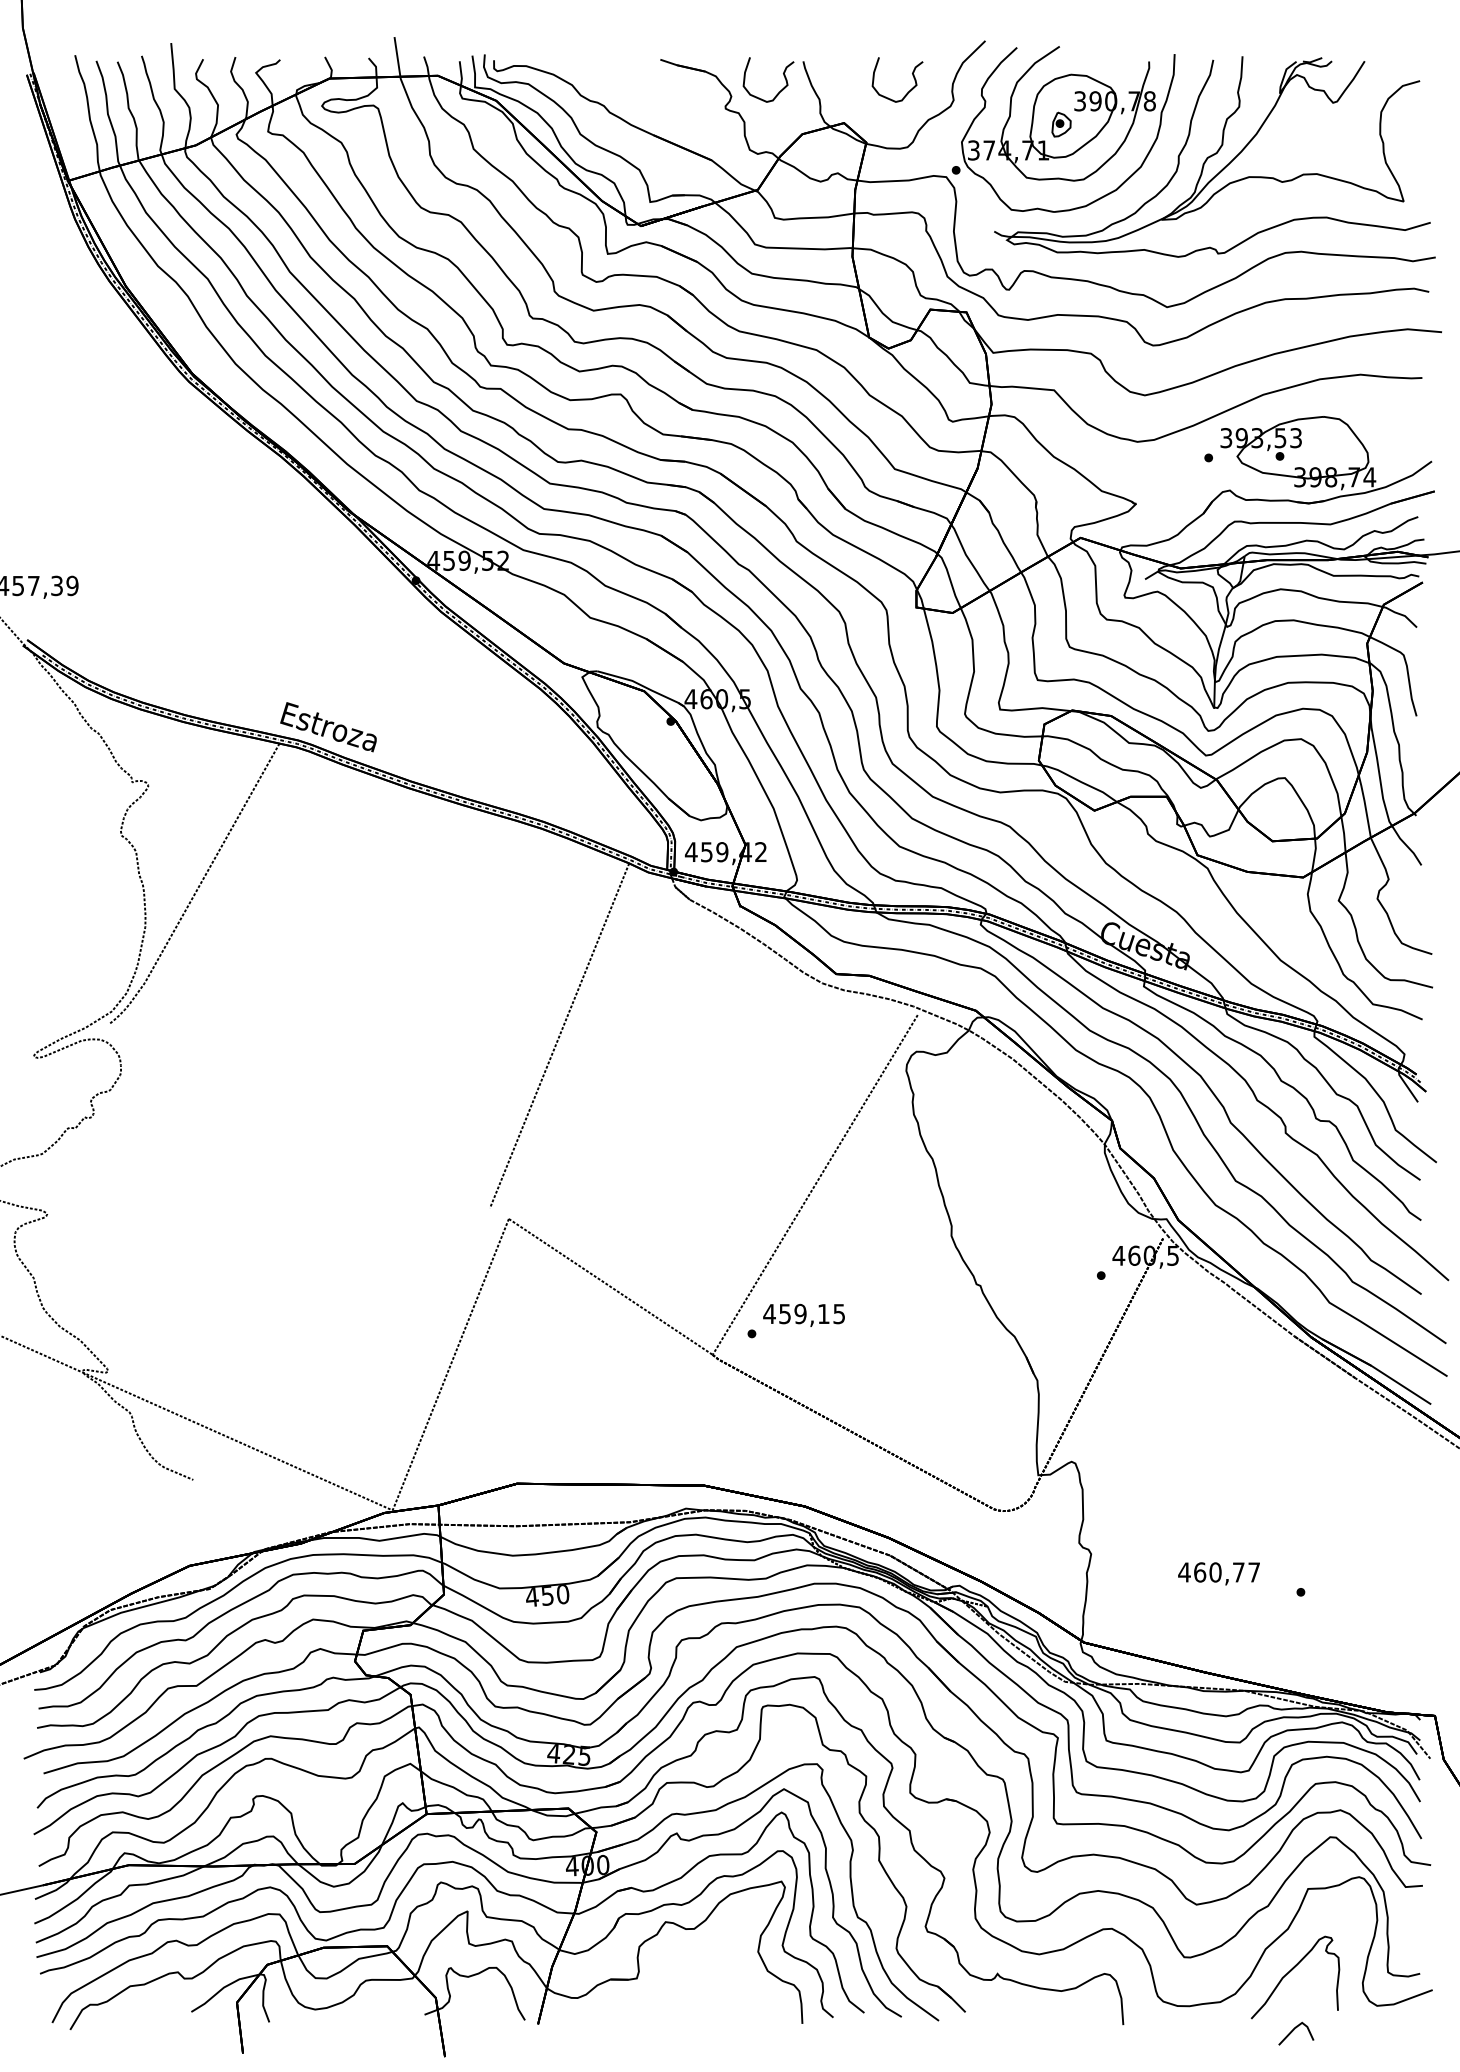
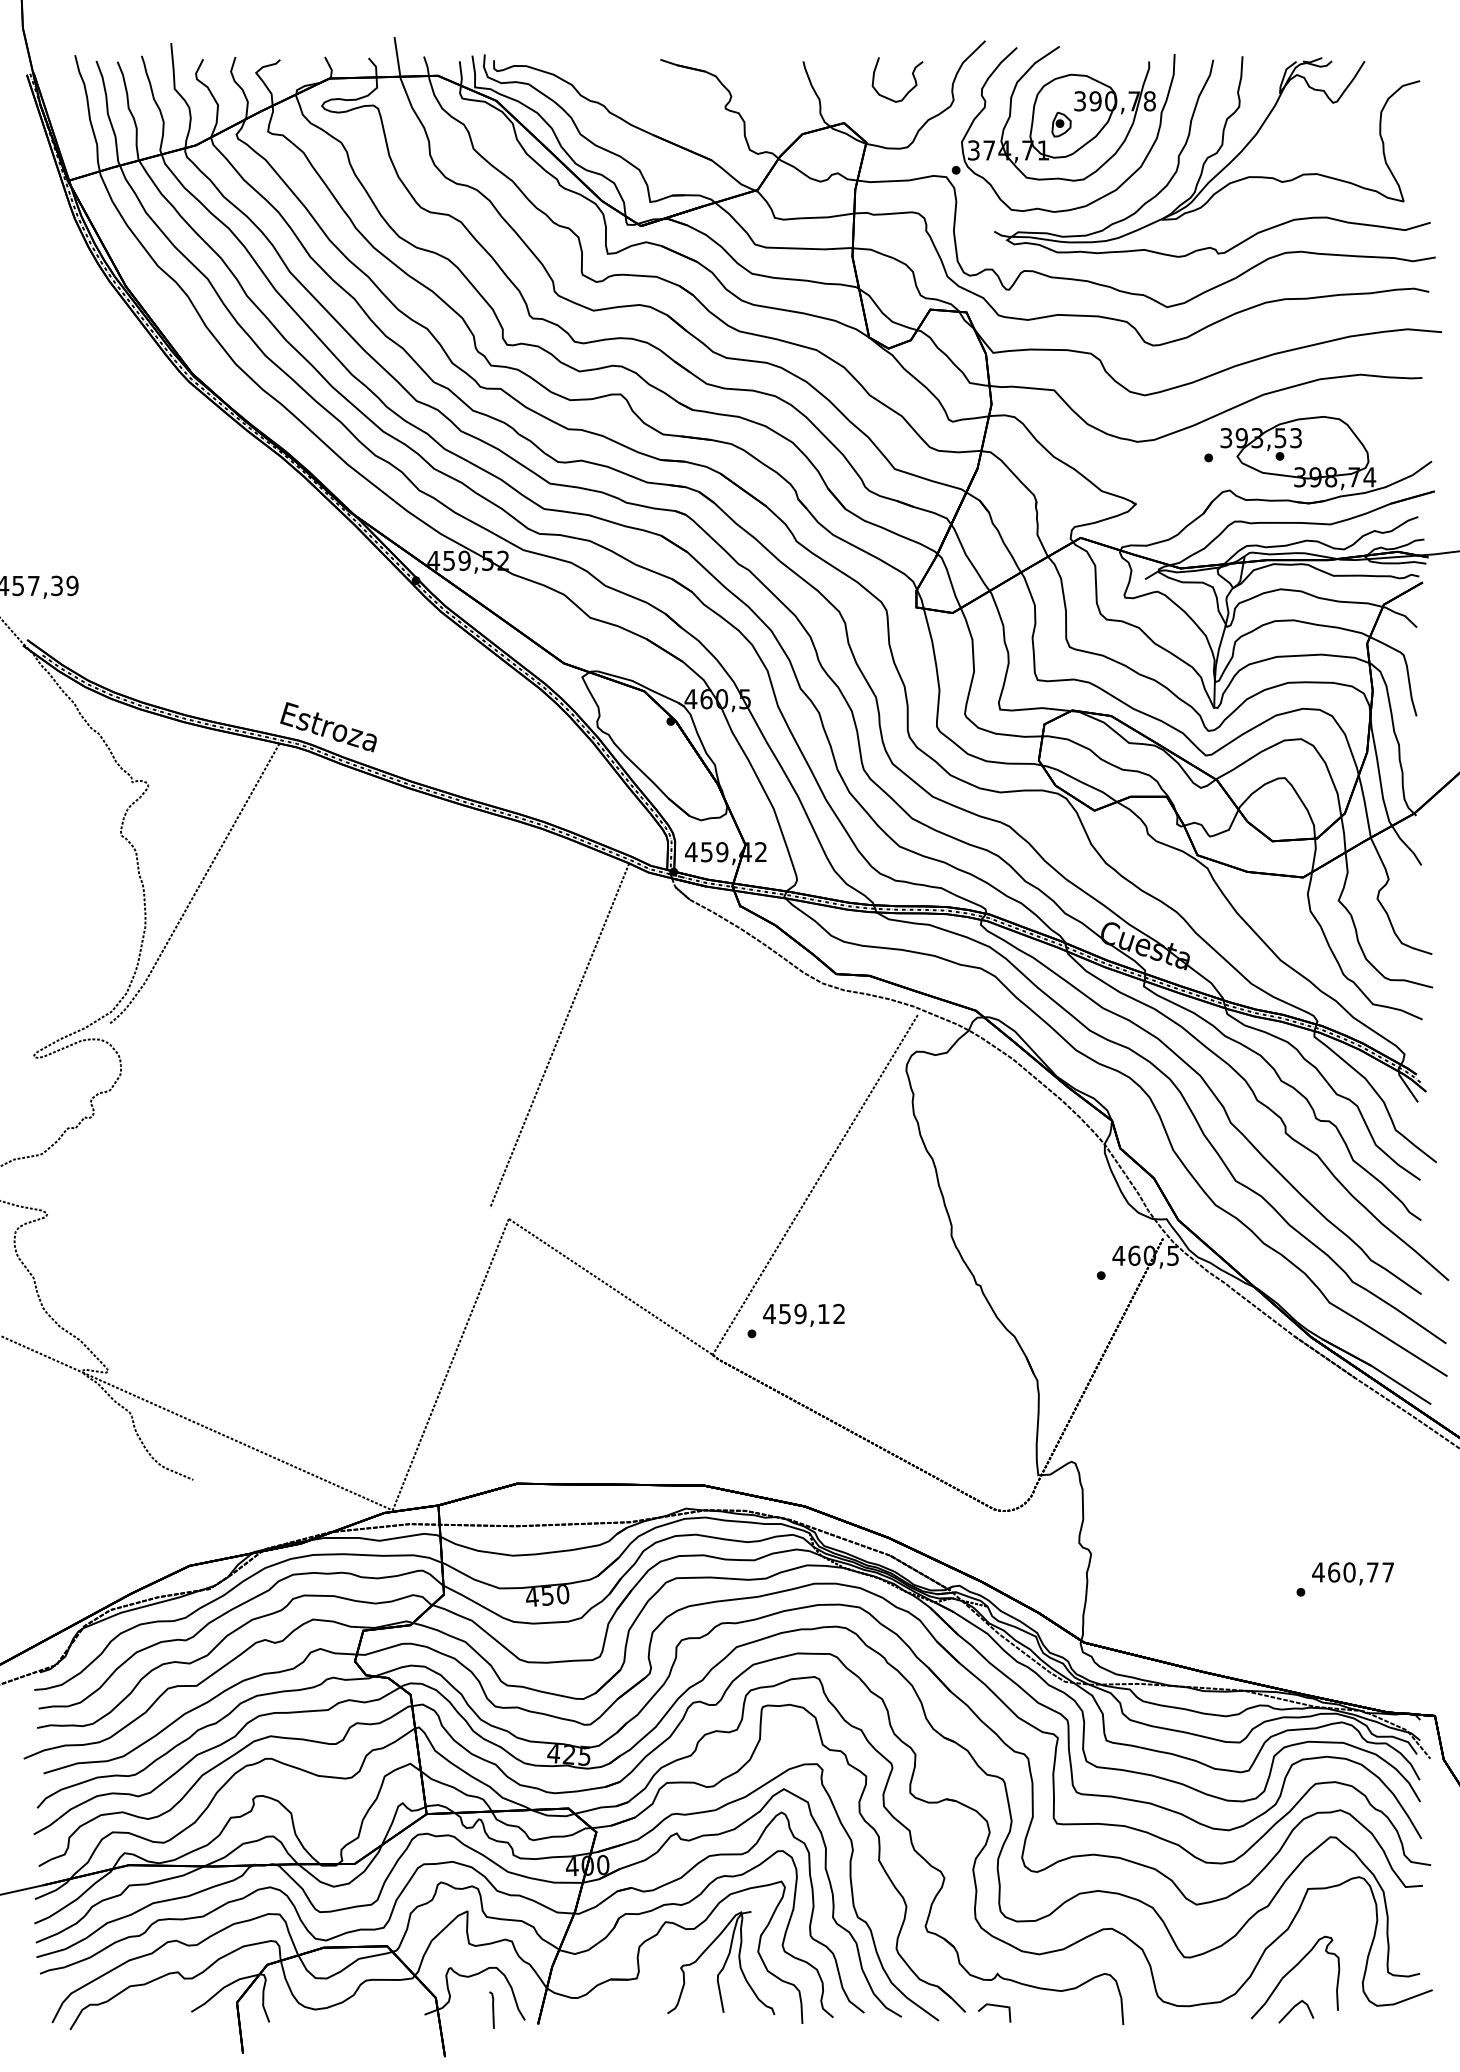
curve: present -> none (783, 75)
text: 459,15 -> 459,12 (838, 1313)
text position: (1218, 1573) -> (1352, 1573) (1352, 1573)
part: none -> present (721, 1962)
line: none -> present (994, 2006)
line: none -> present (492, 2009)
line position: (1294, 2030) -> (1294, 2008) (1294, 2008)
